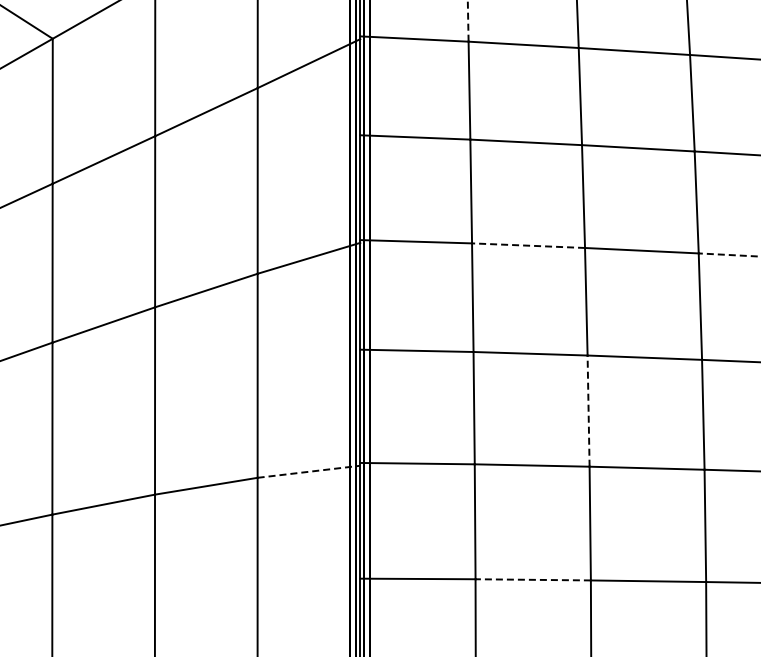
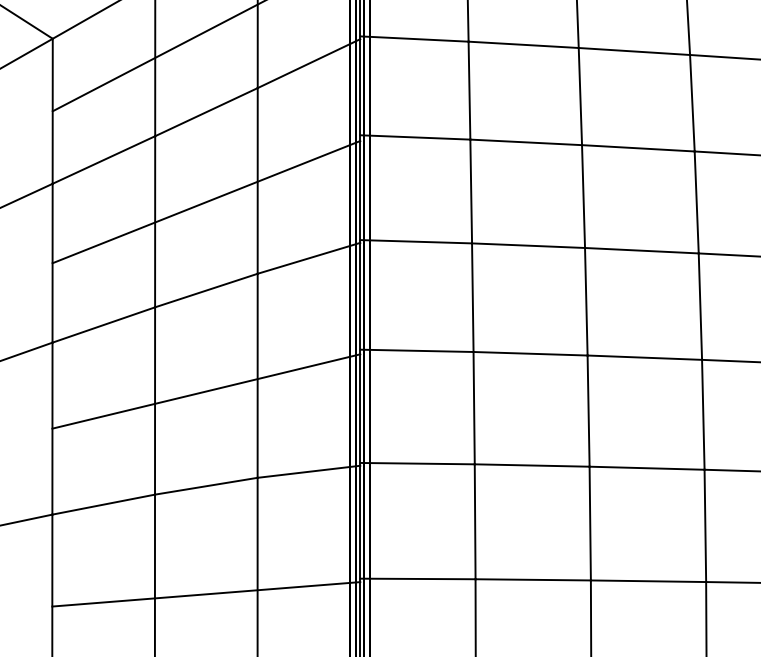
line: dashed -> solid (468, 20)
line: none -> present (157, 56)
line: none -> present (206, 202)
line: dashed -> solid (528, 245)
line: dashed -> solid (729, 255)
line: none -> present (206, 391)
line: dashed -> solid (588, 411)
line: dashed -> solid (308, 471)
line: dashed -> solid (533, 579)
line: none -> present (206, 594)
